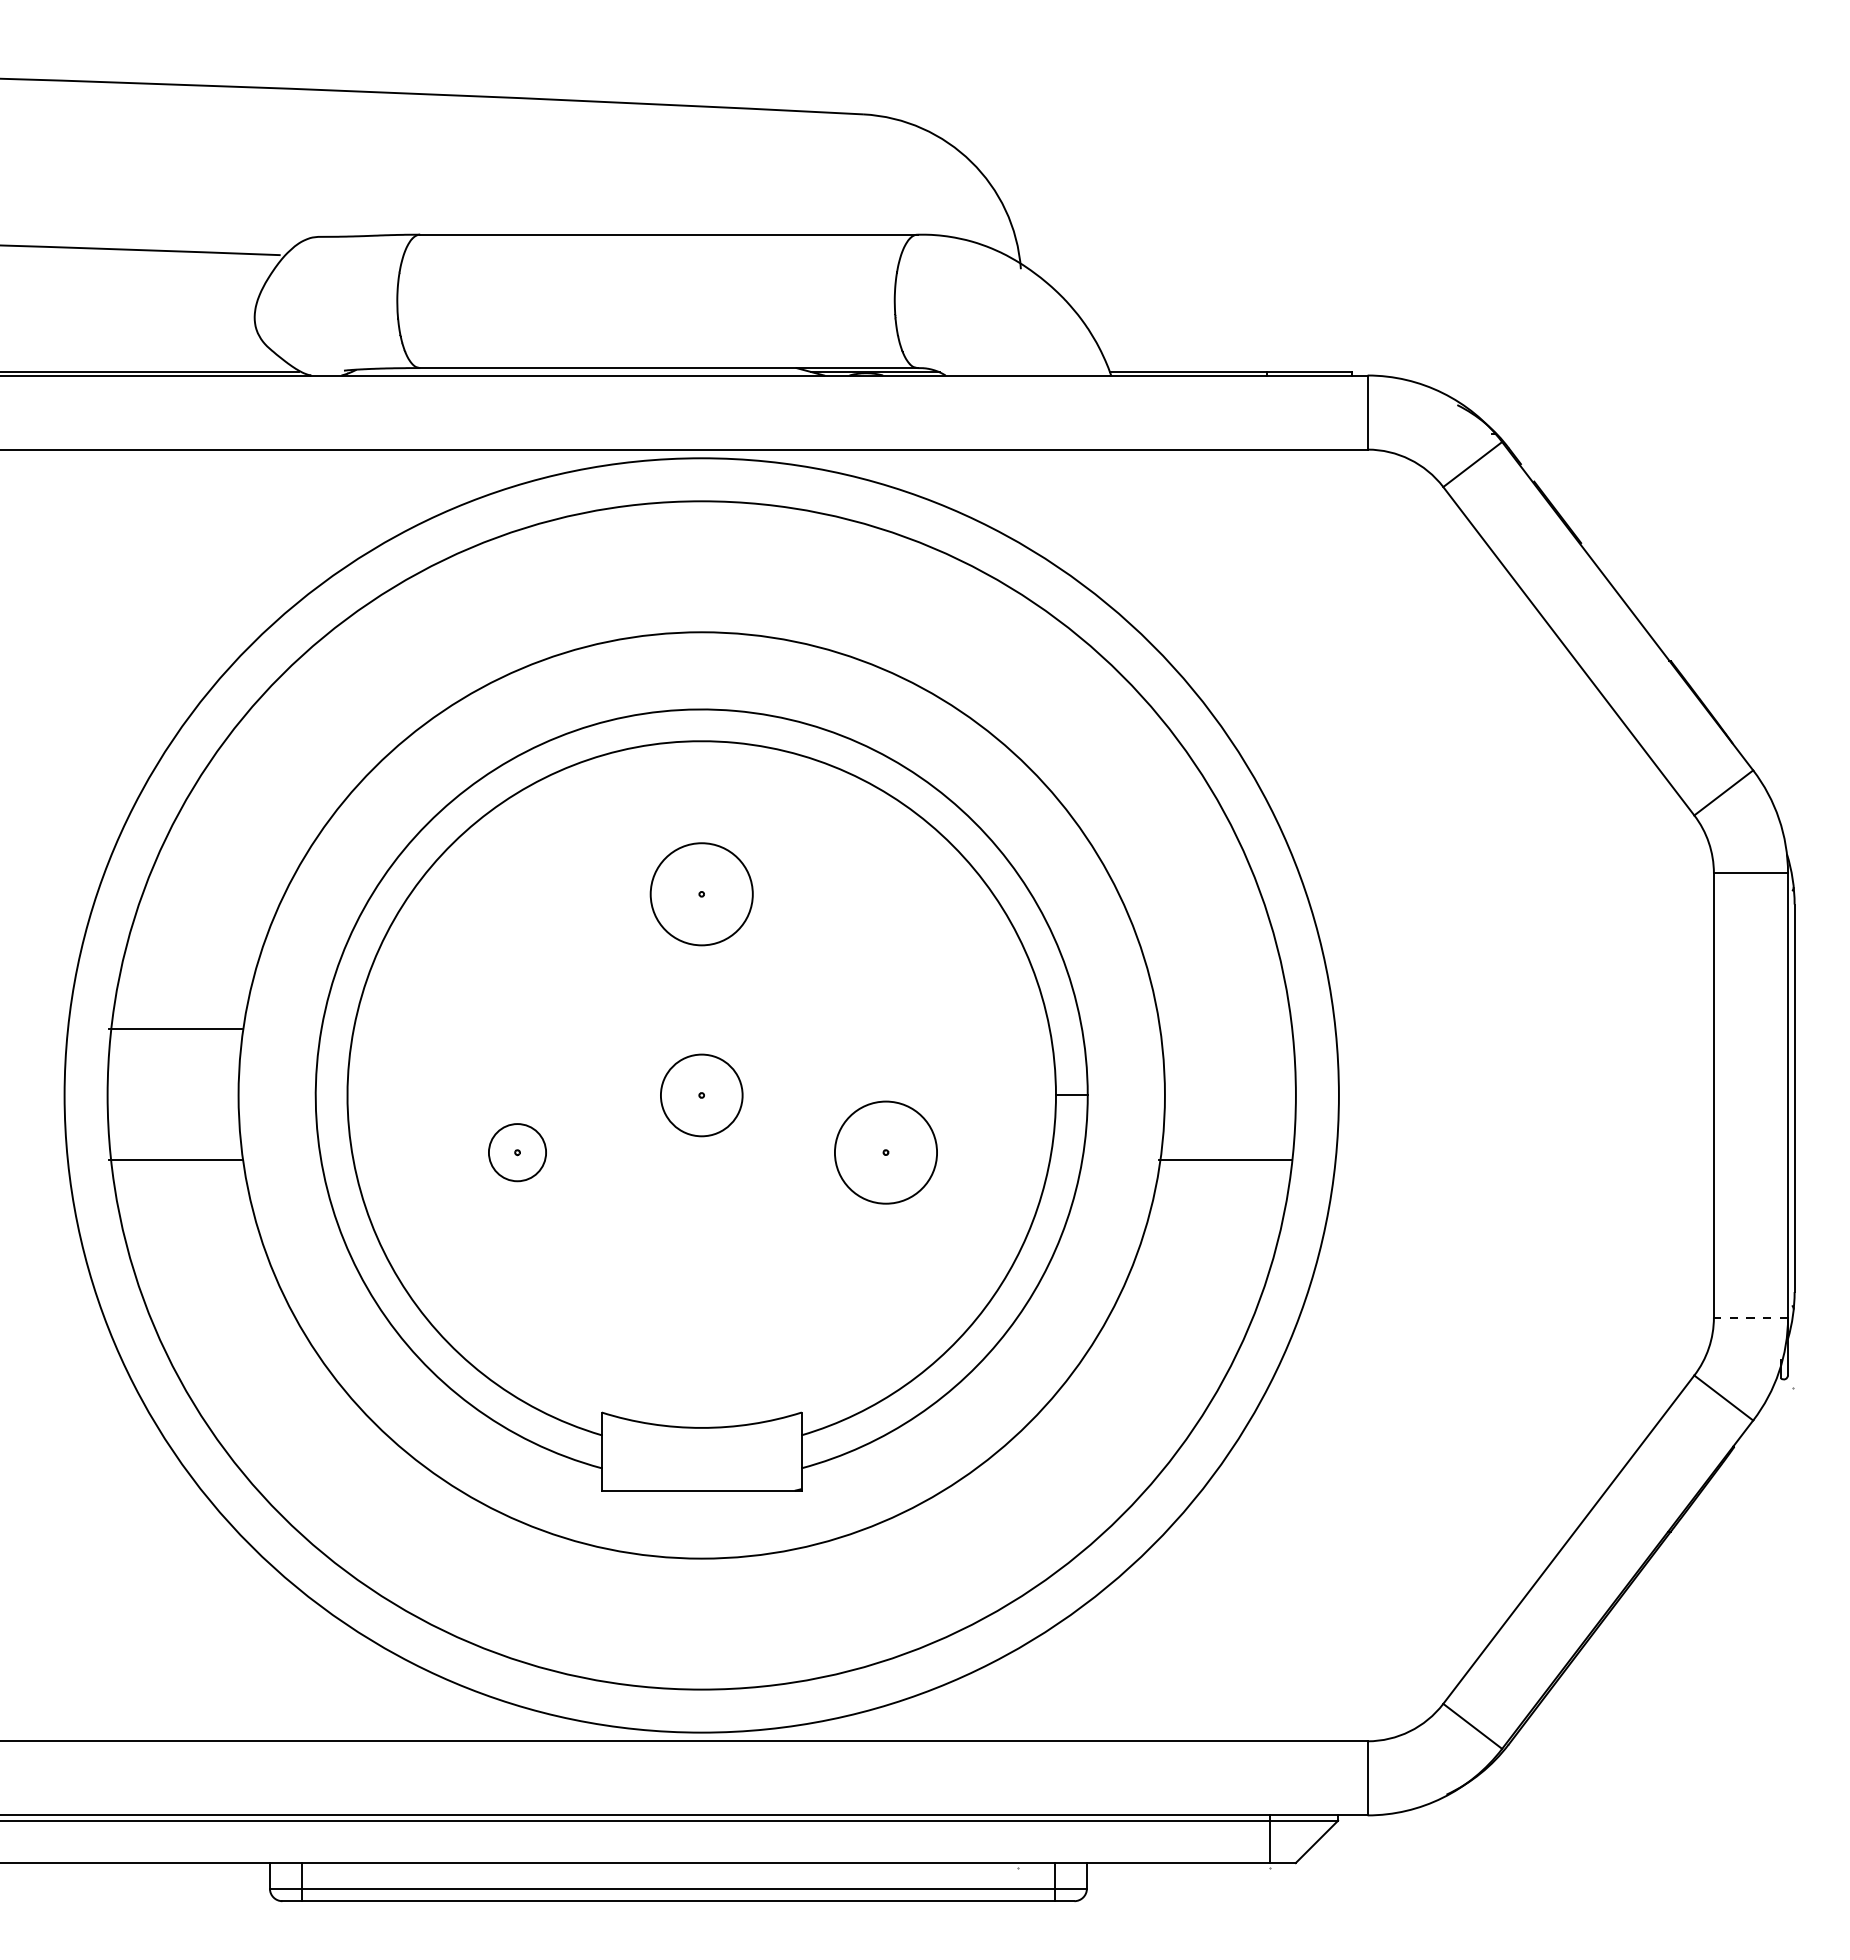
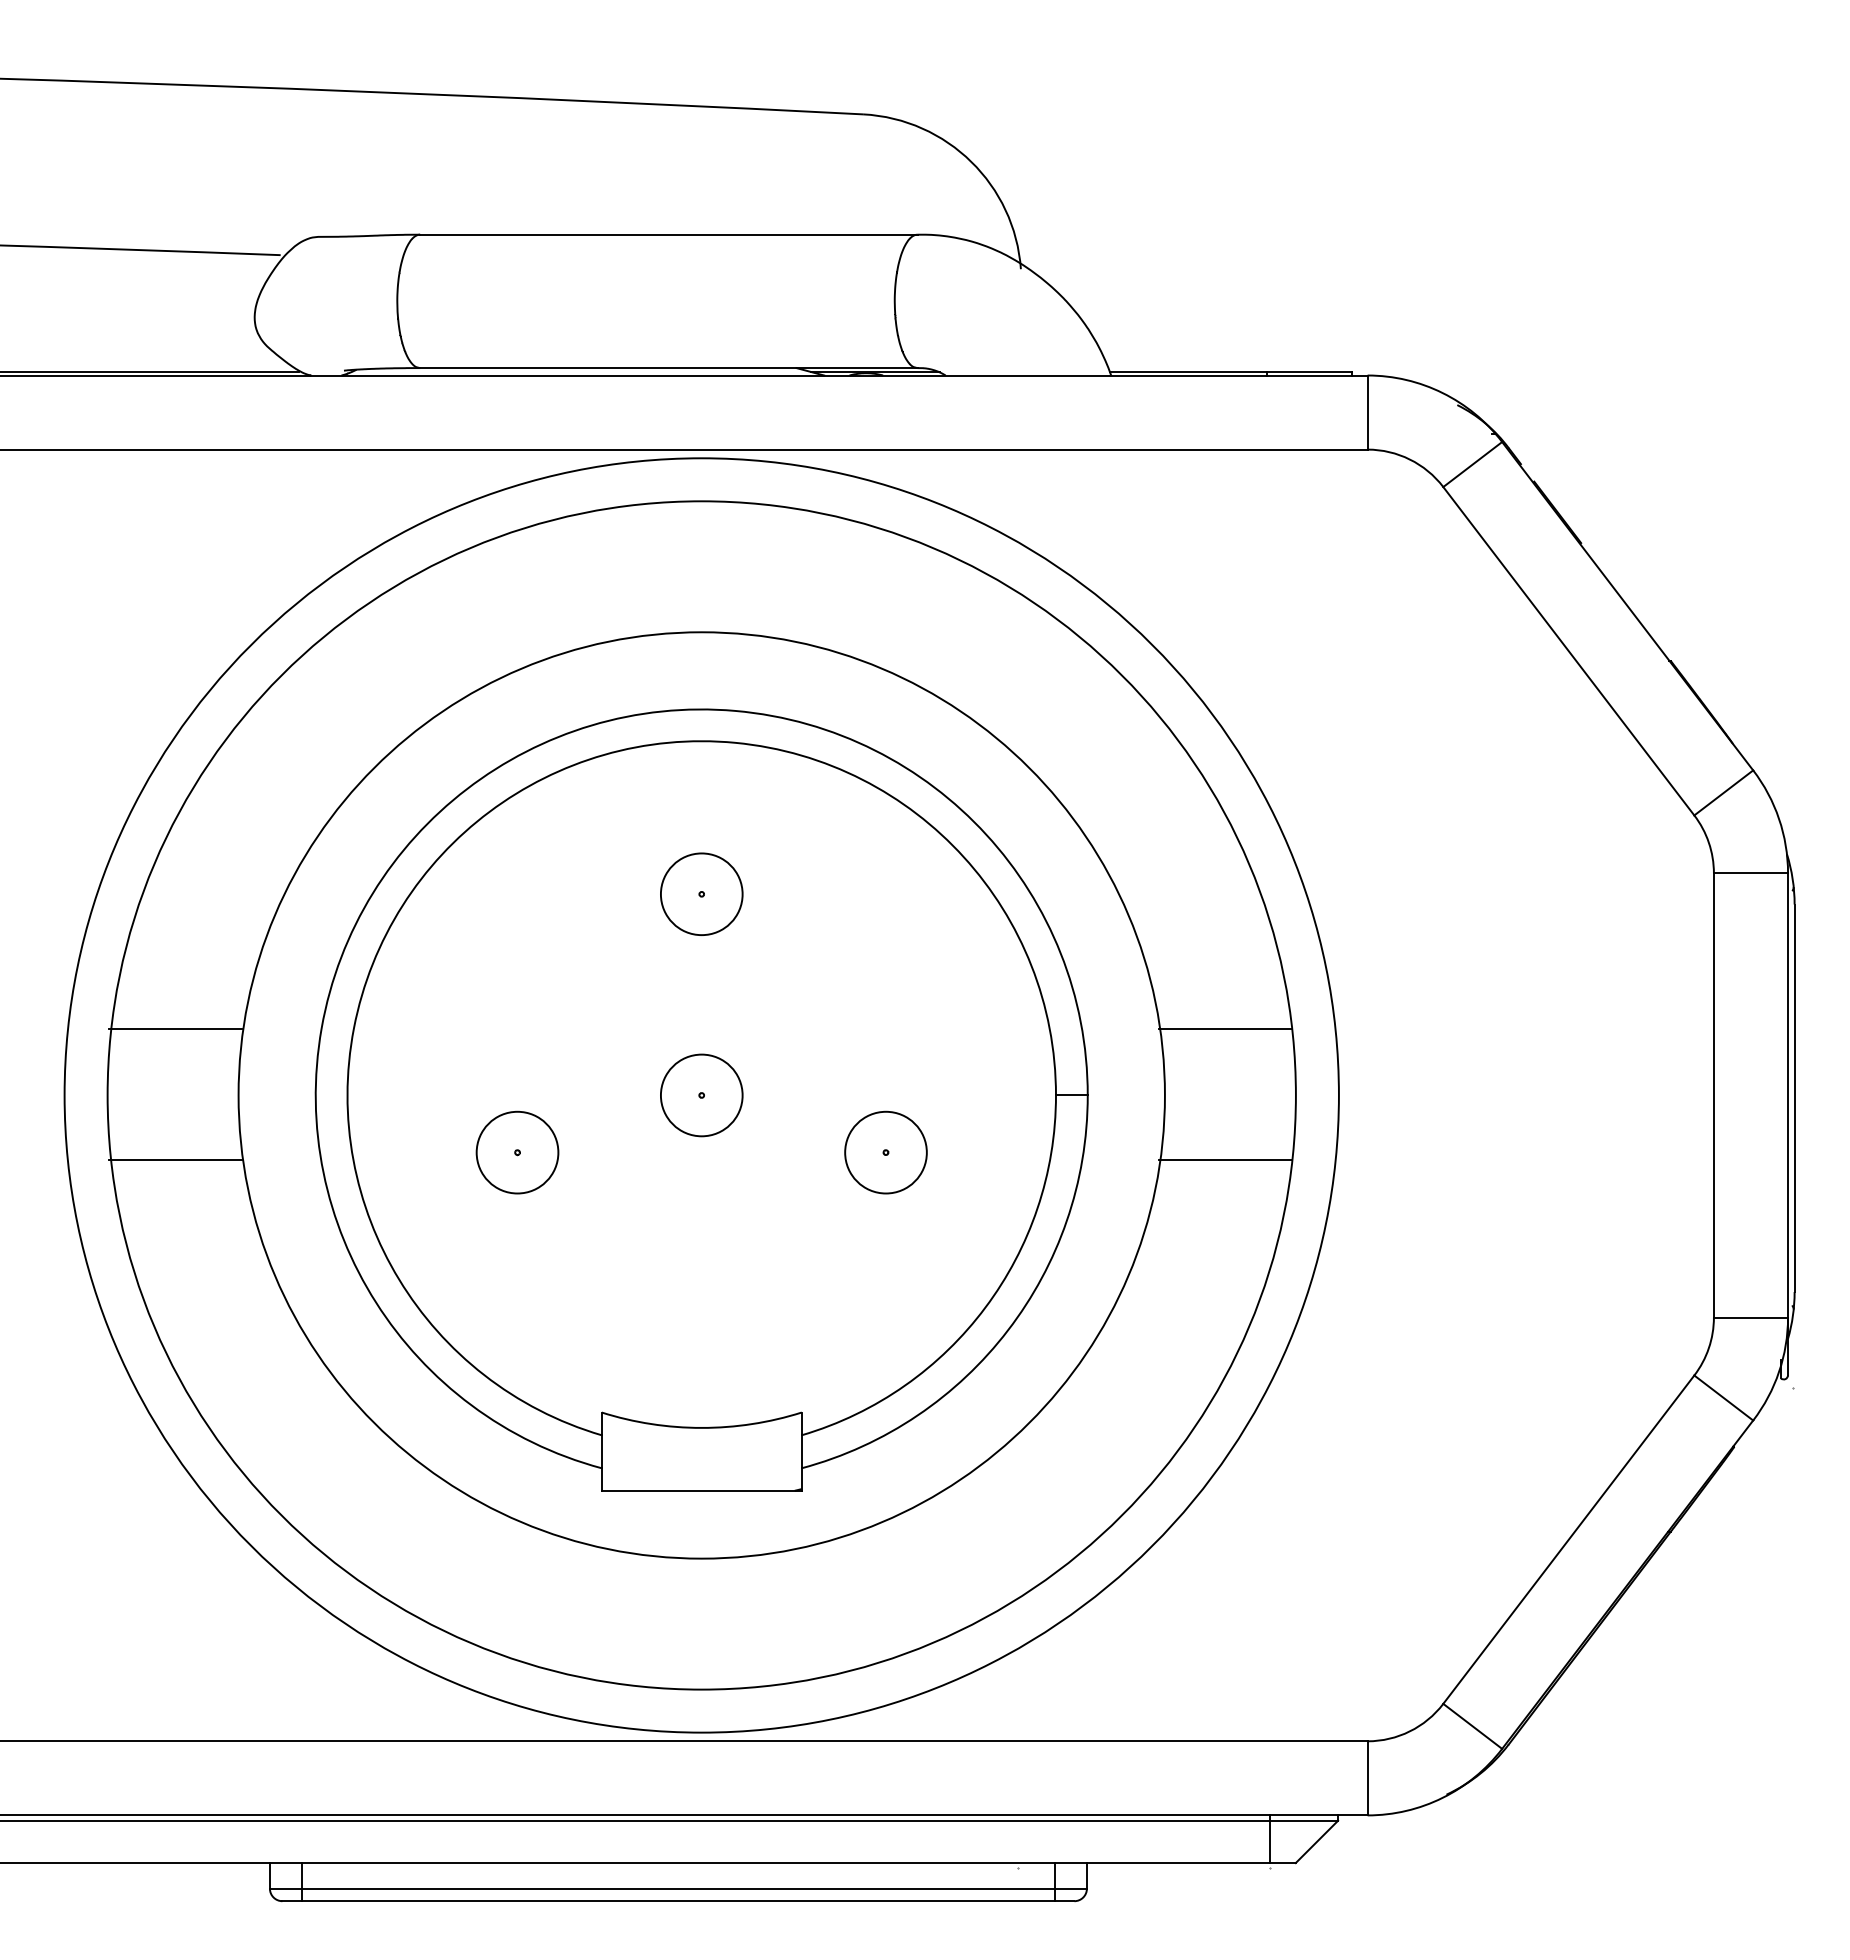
circle diameter: 102 px -> 82 px (701, 894)
line: none -> present (1225, 1028)
circle diameter: 57 px -> 82 px (517, 1152)
circle diameter: 102 px -> 82 px (885, 1152)
line: dashed -> solid (1750, 1317)
